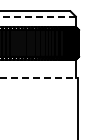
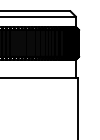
line: dashed -> solid (37, 16)
line: dashed -> solid (39, 78)
